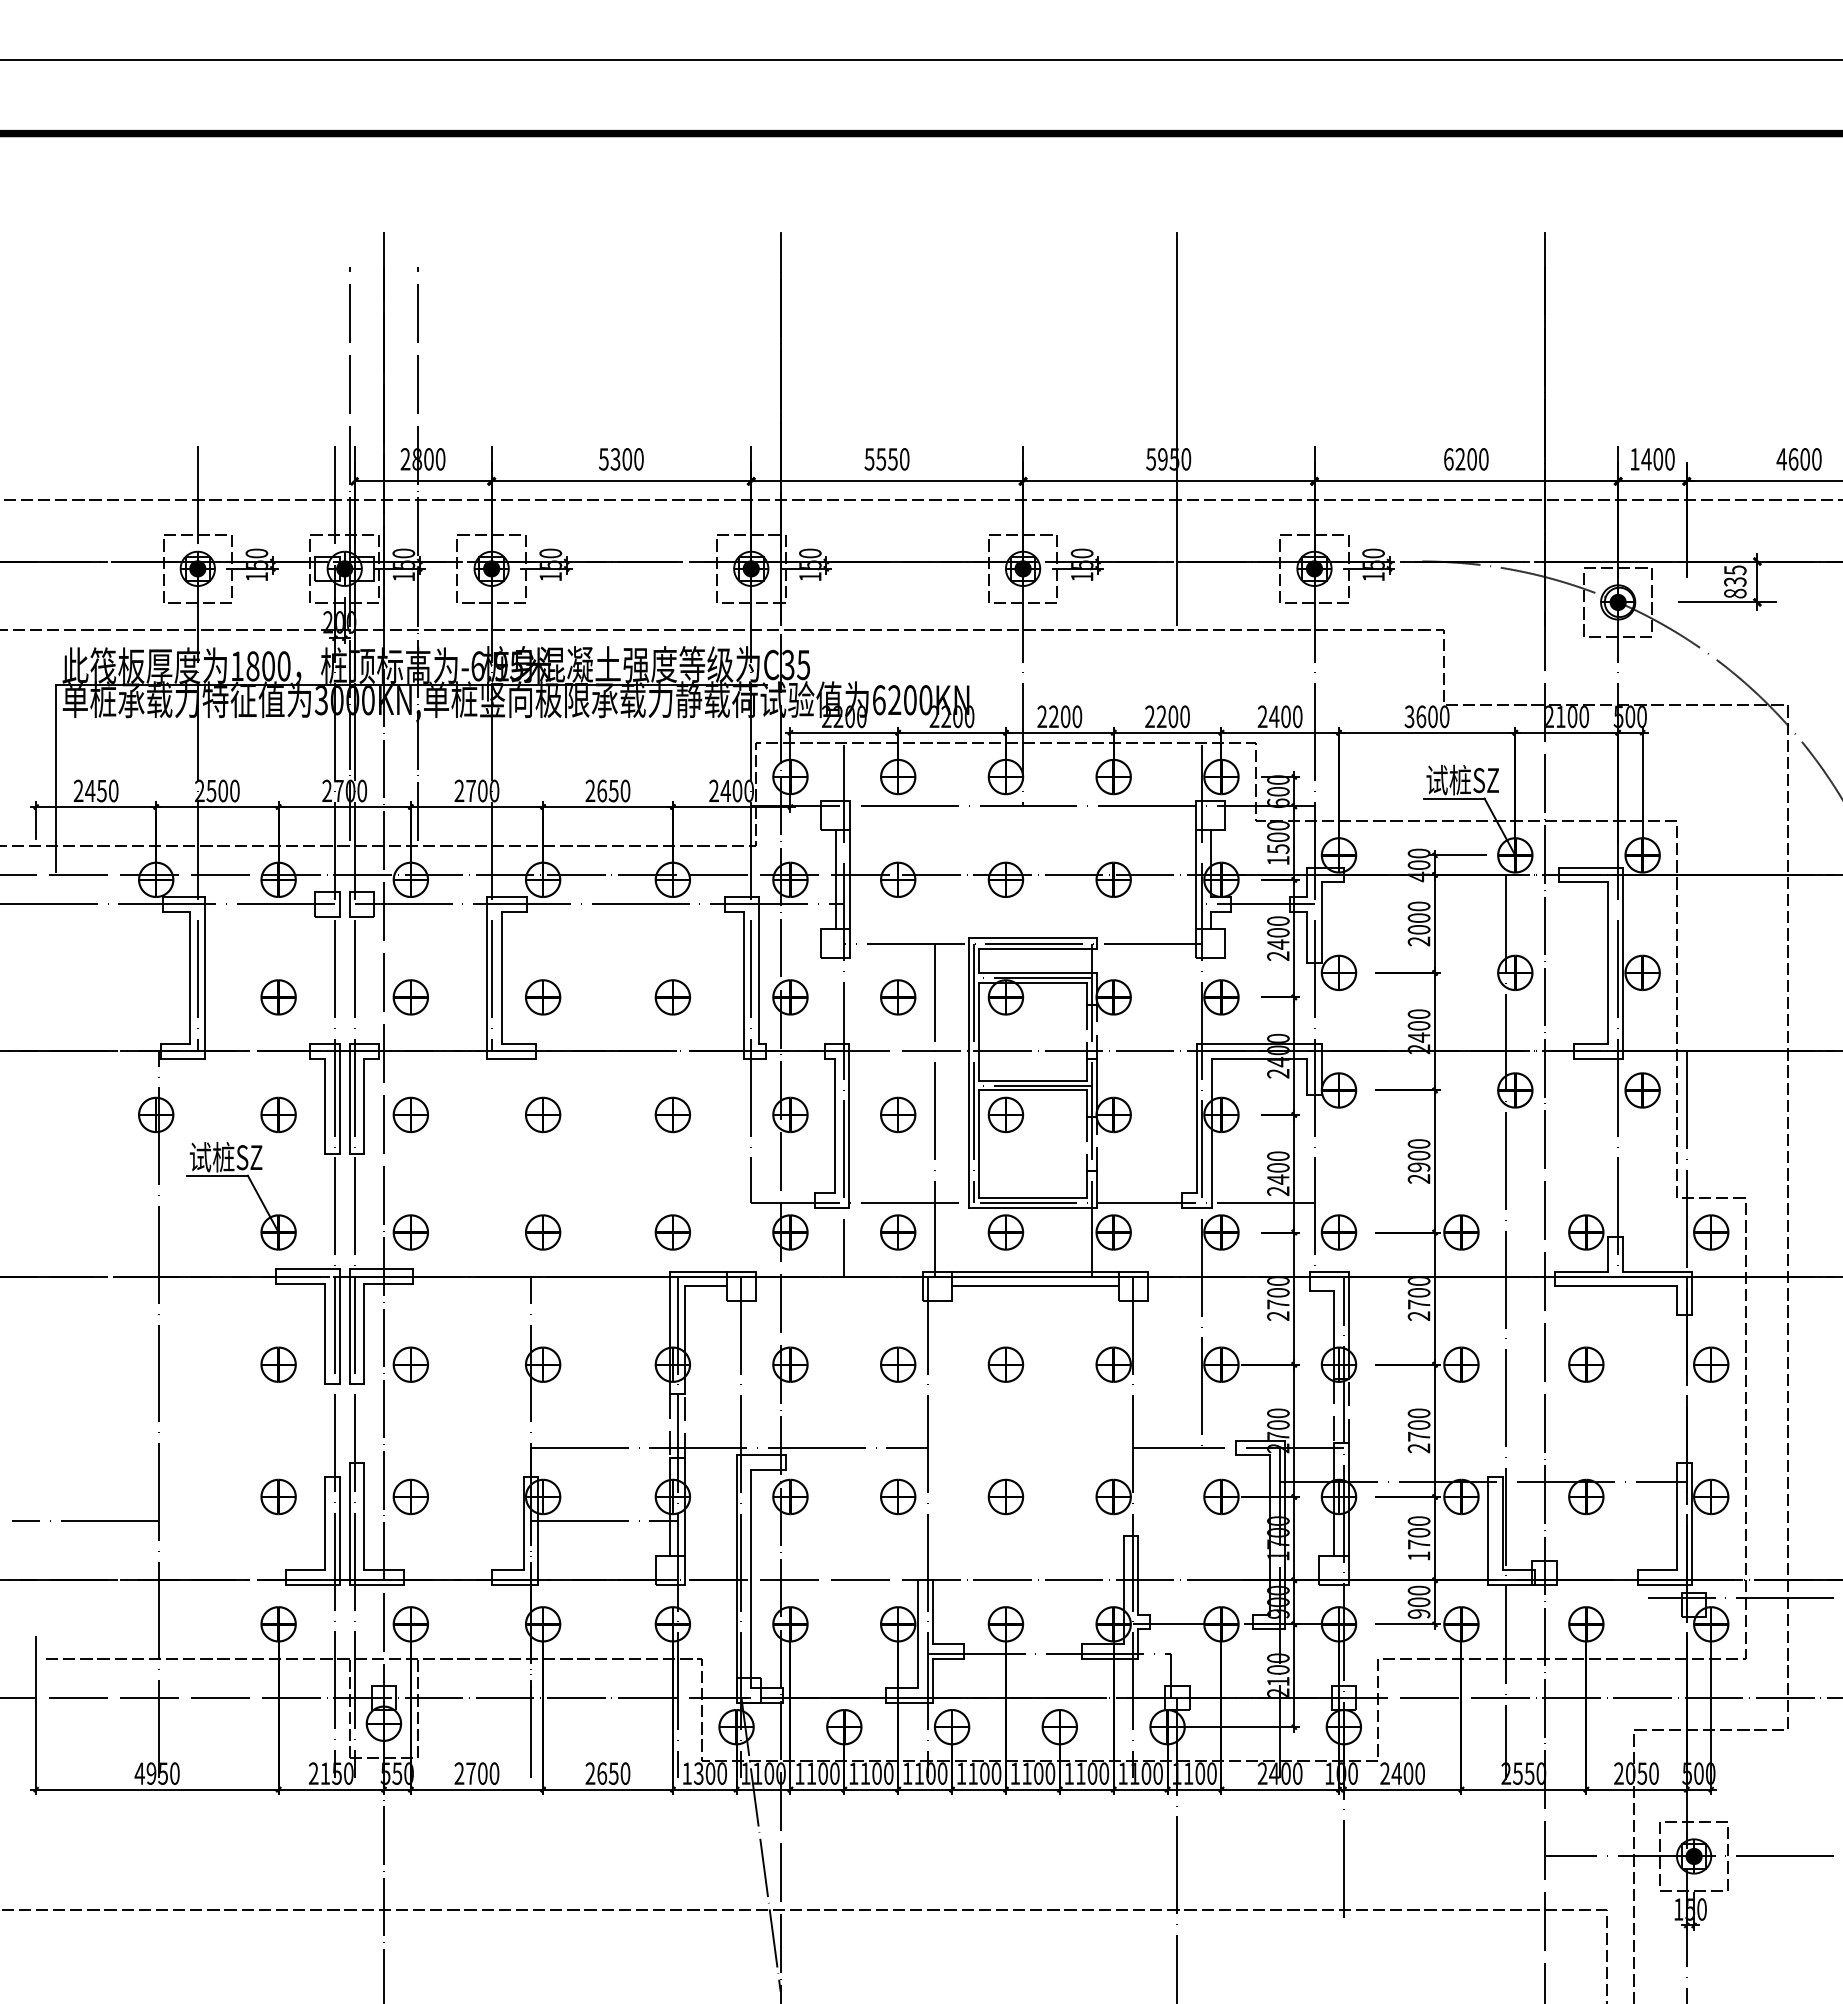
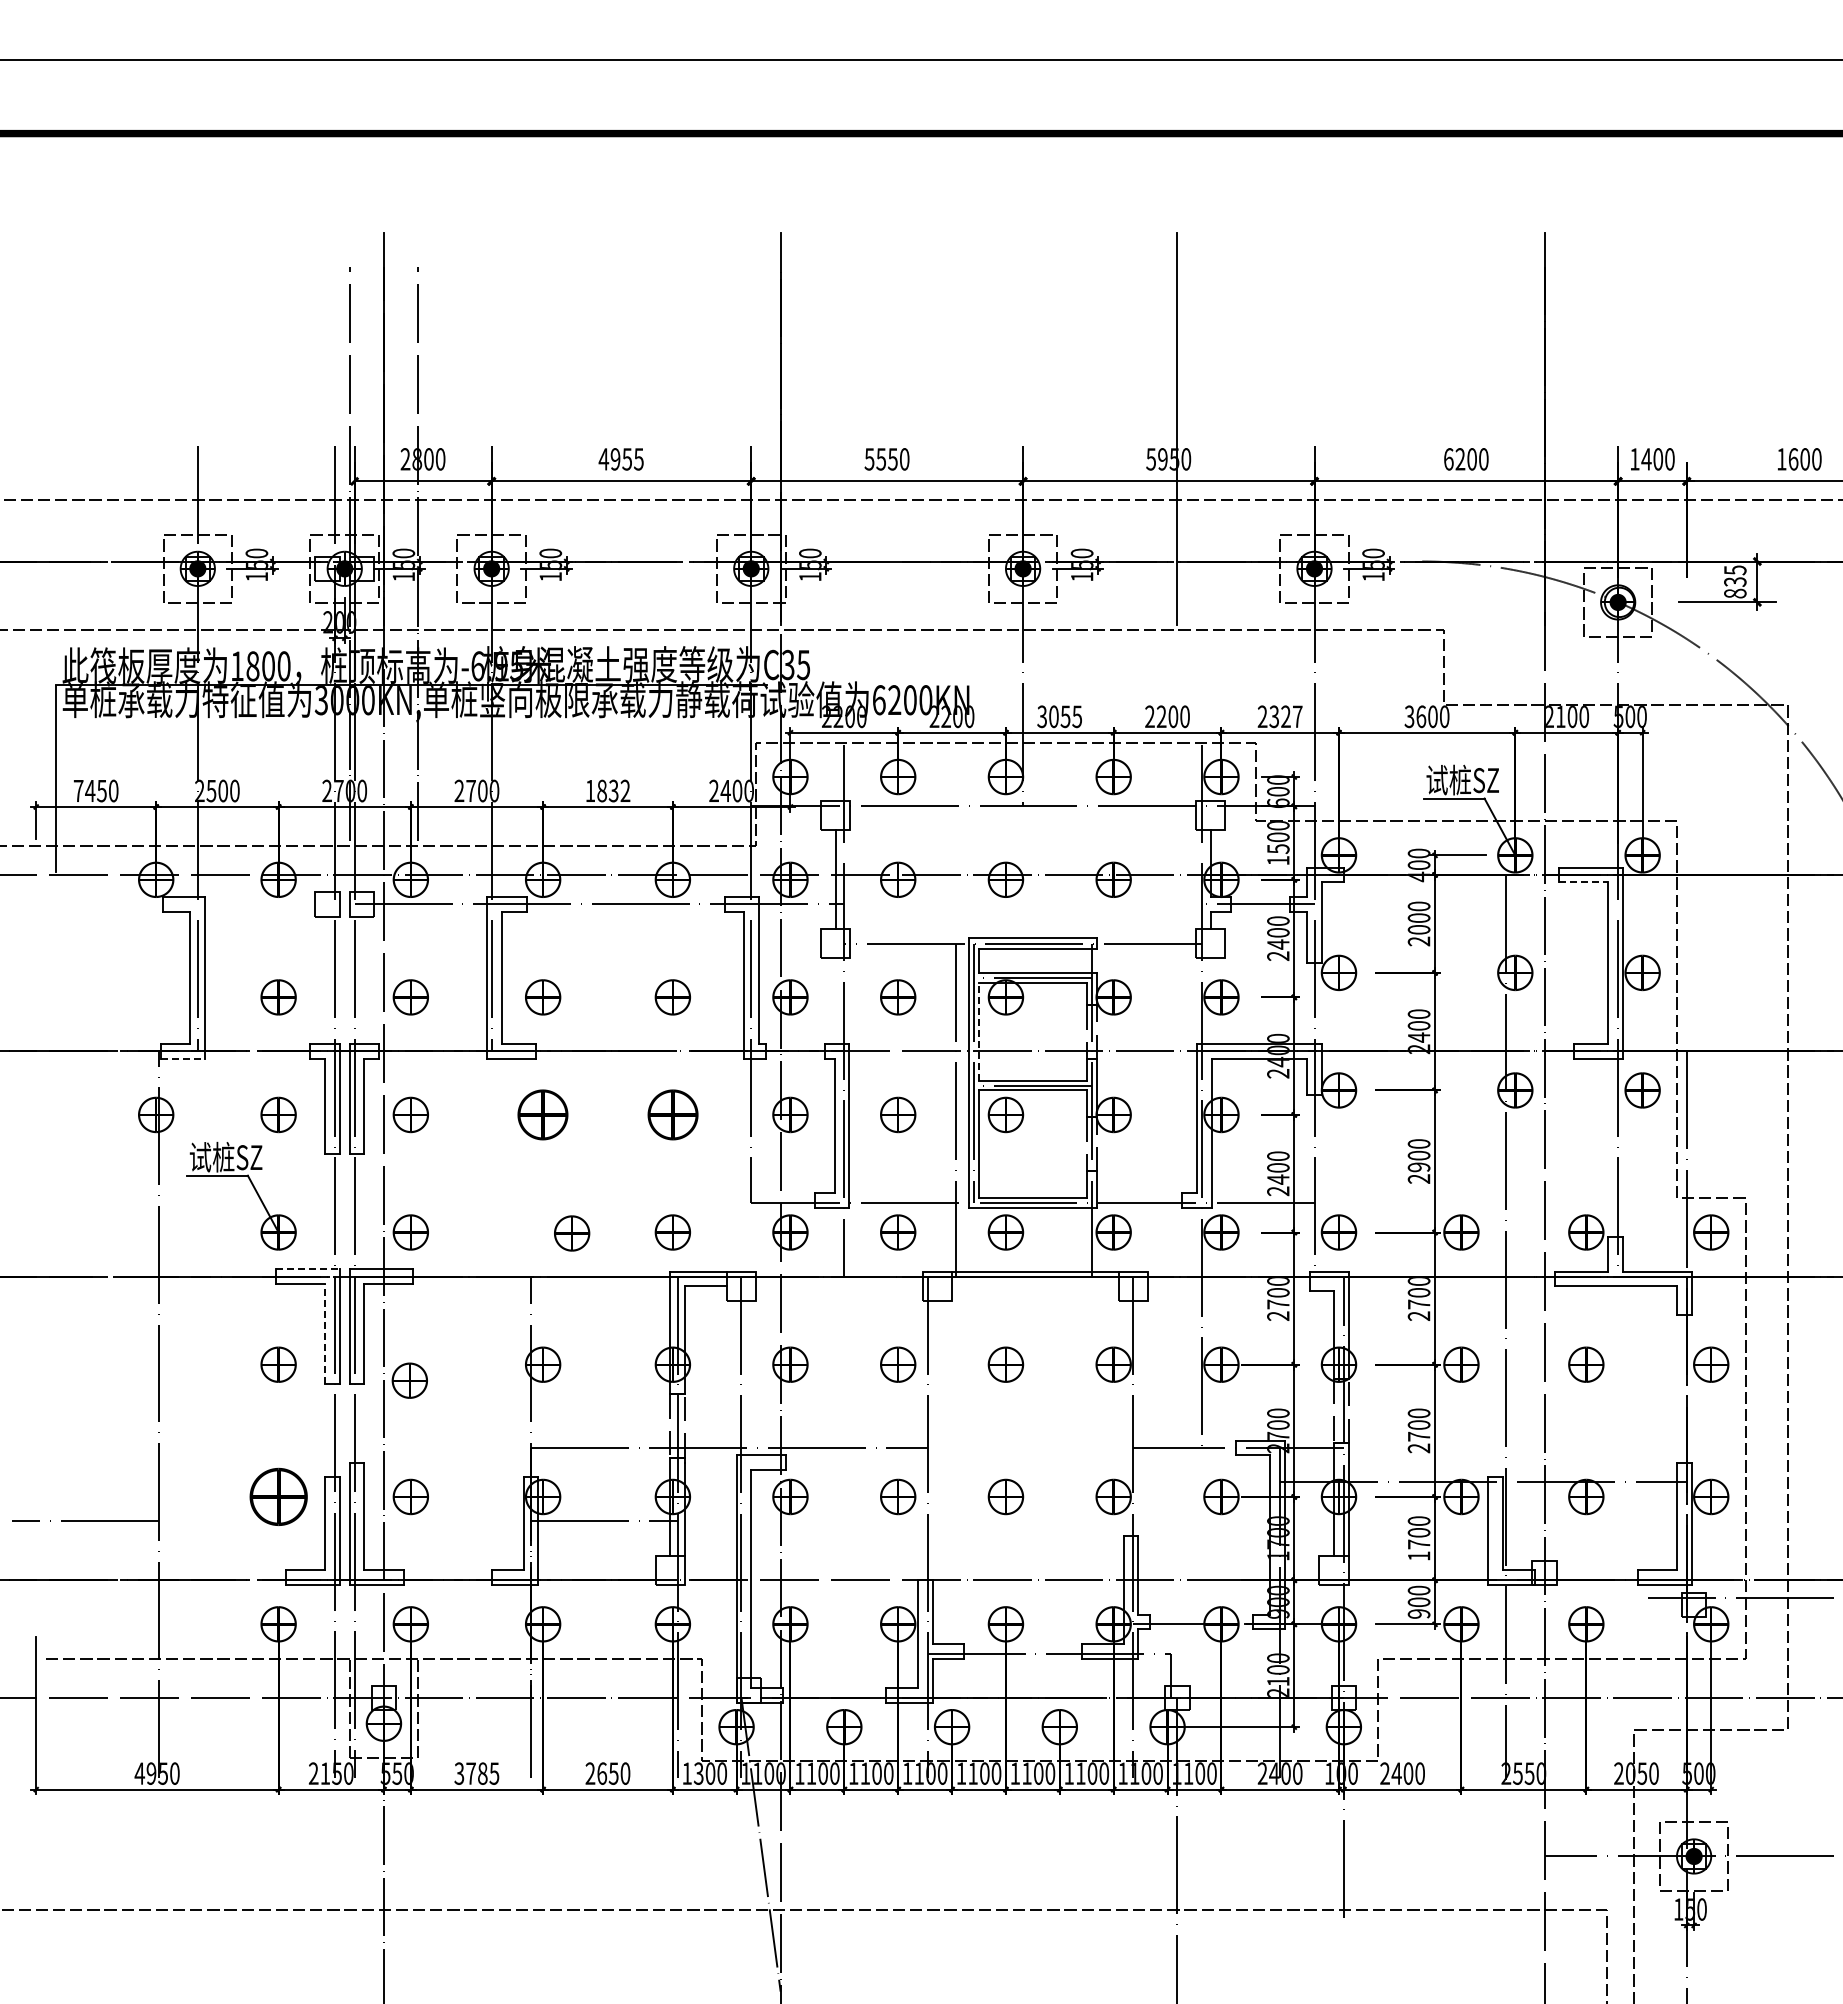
text: 5300 -> 4955 (620, 459)
text: 4600 -> 1600 (1781, 459)
text: 2200 -> 3055 (1059, 716)
text: 2400 -> 2327 (1285, 716)
text: 2450 -> 7450 (78, 790)
text: 2650 -> 1832 (607, 790)
line: present -> none (850, 878)
line: present -> none (1196, 878)
line: solid -> dashed (1584, 882)
line: present -> none (168, 904)
line: solid -> dashed (979, 1031)
line: solid -> dashed (183, 1058)
line position: (934, 1109) -> (955, 1109) (955, 1109)
part size: 37x38 px -> 52x52 px (542, 1114)
part size: 37x38 px -> 52x52 px (672, 1114)
part position: (543, 1232) -> (572, 1233) (572, 1233)
line: solid -> dashed (308, 1269)
line: present -> none (1035, 1286)
line: solid -> dashed (325, 1333)
part position: (410, 1364) -> (409, 1380) (409, 1380)
part size: 37x38 px -> 59x59 px (278, 1496)
text: 2700 -> 3785 (476, 1773)
